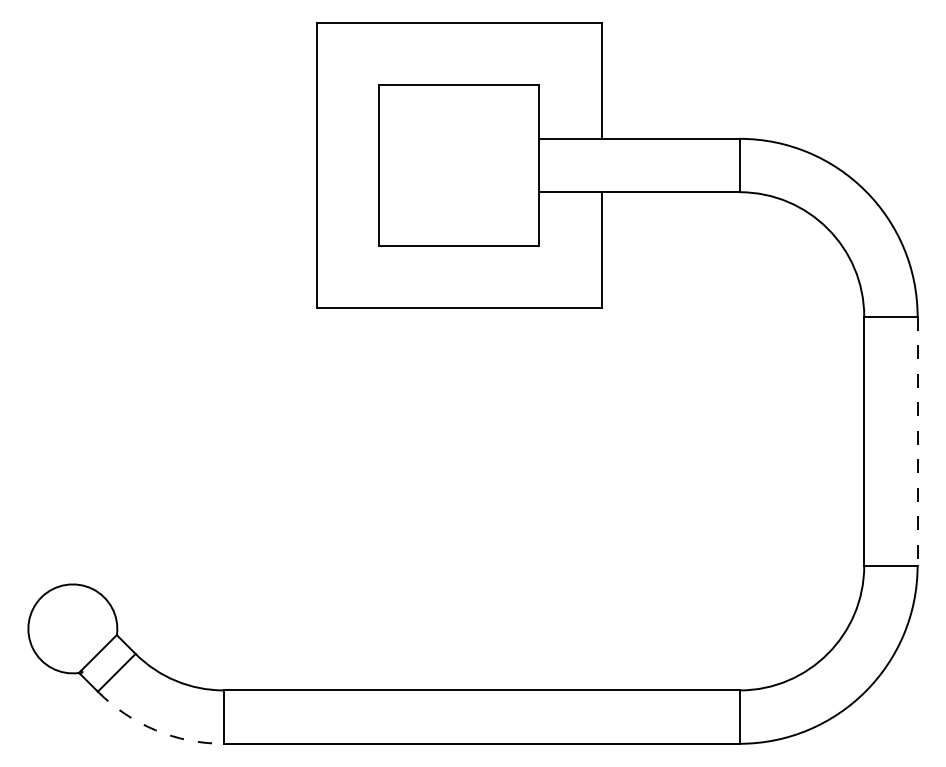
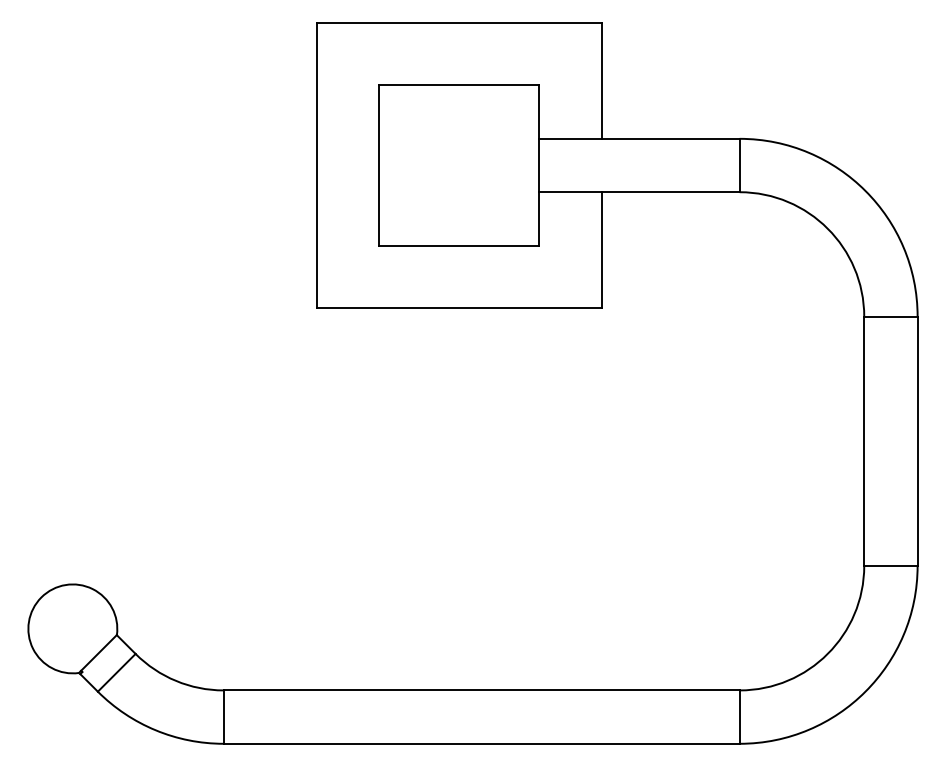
line: dashed -> solid (917, 441)
arc: dashed -> solid (155, 730)
